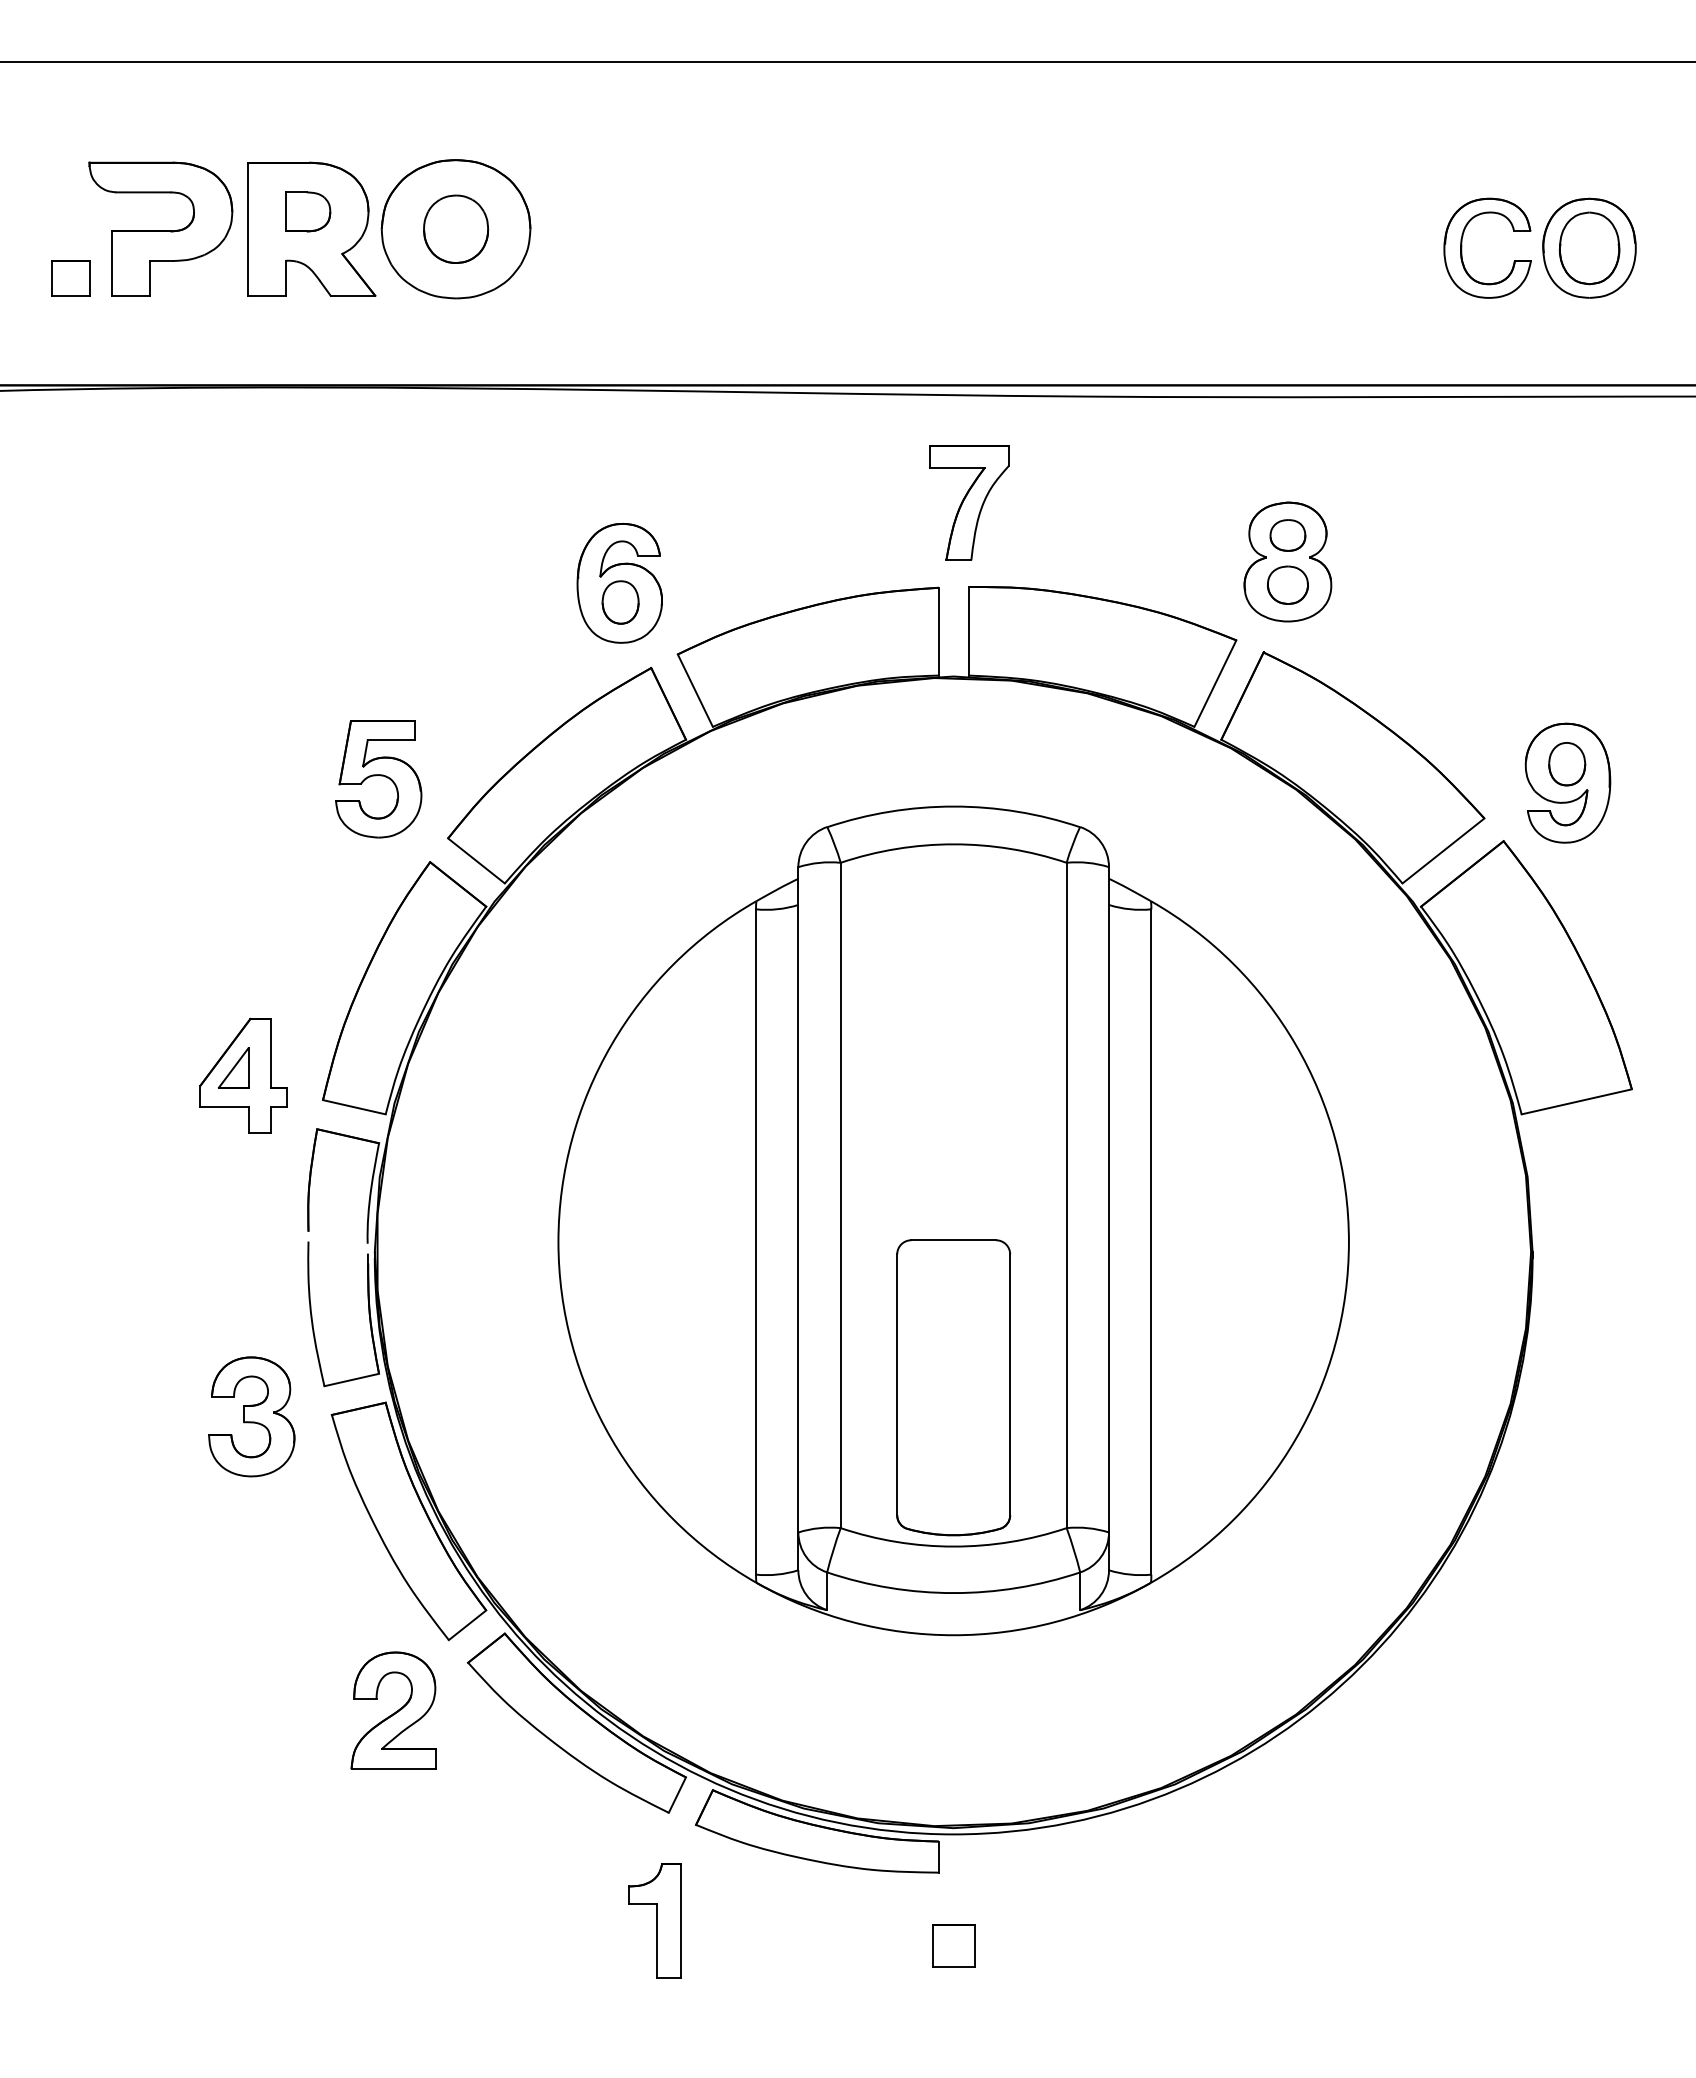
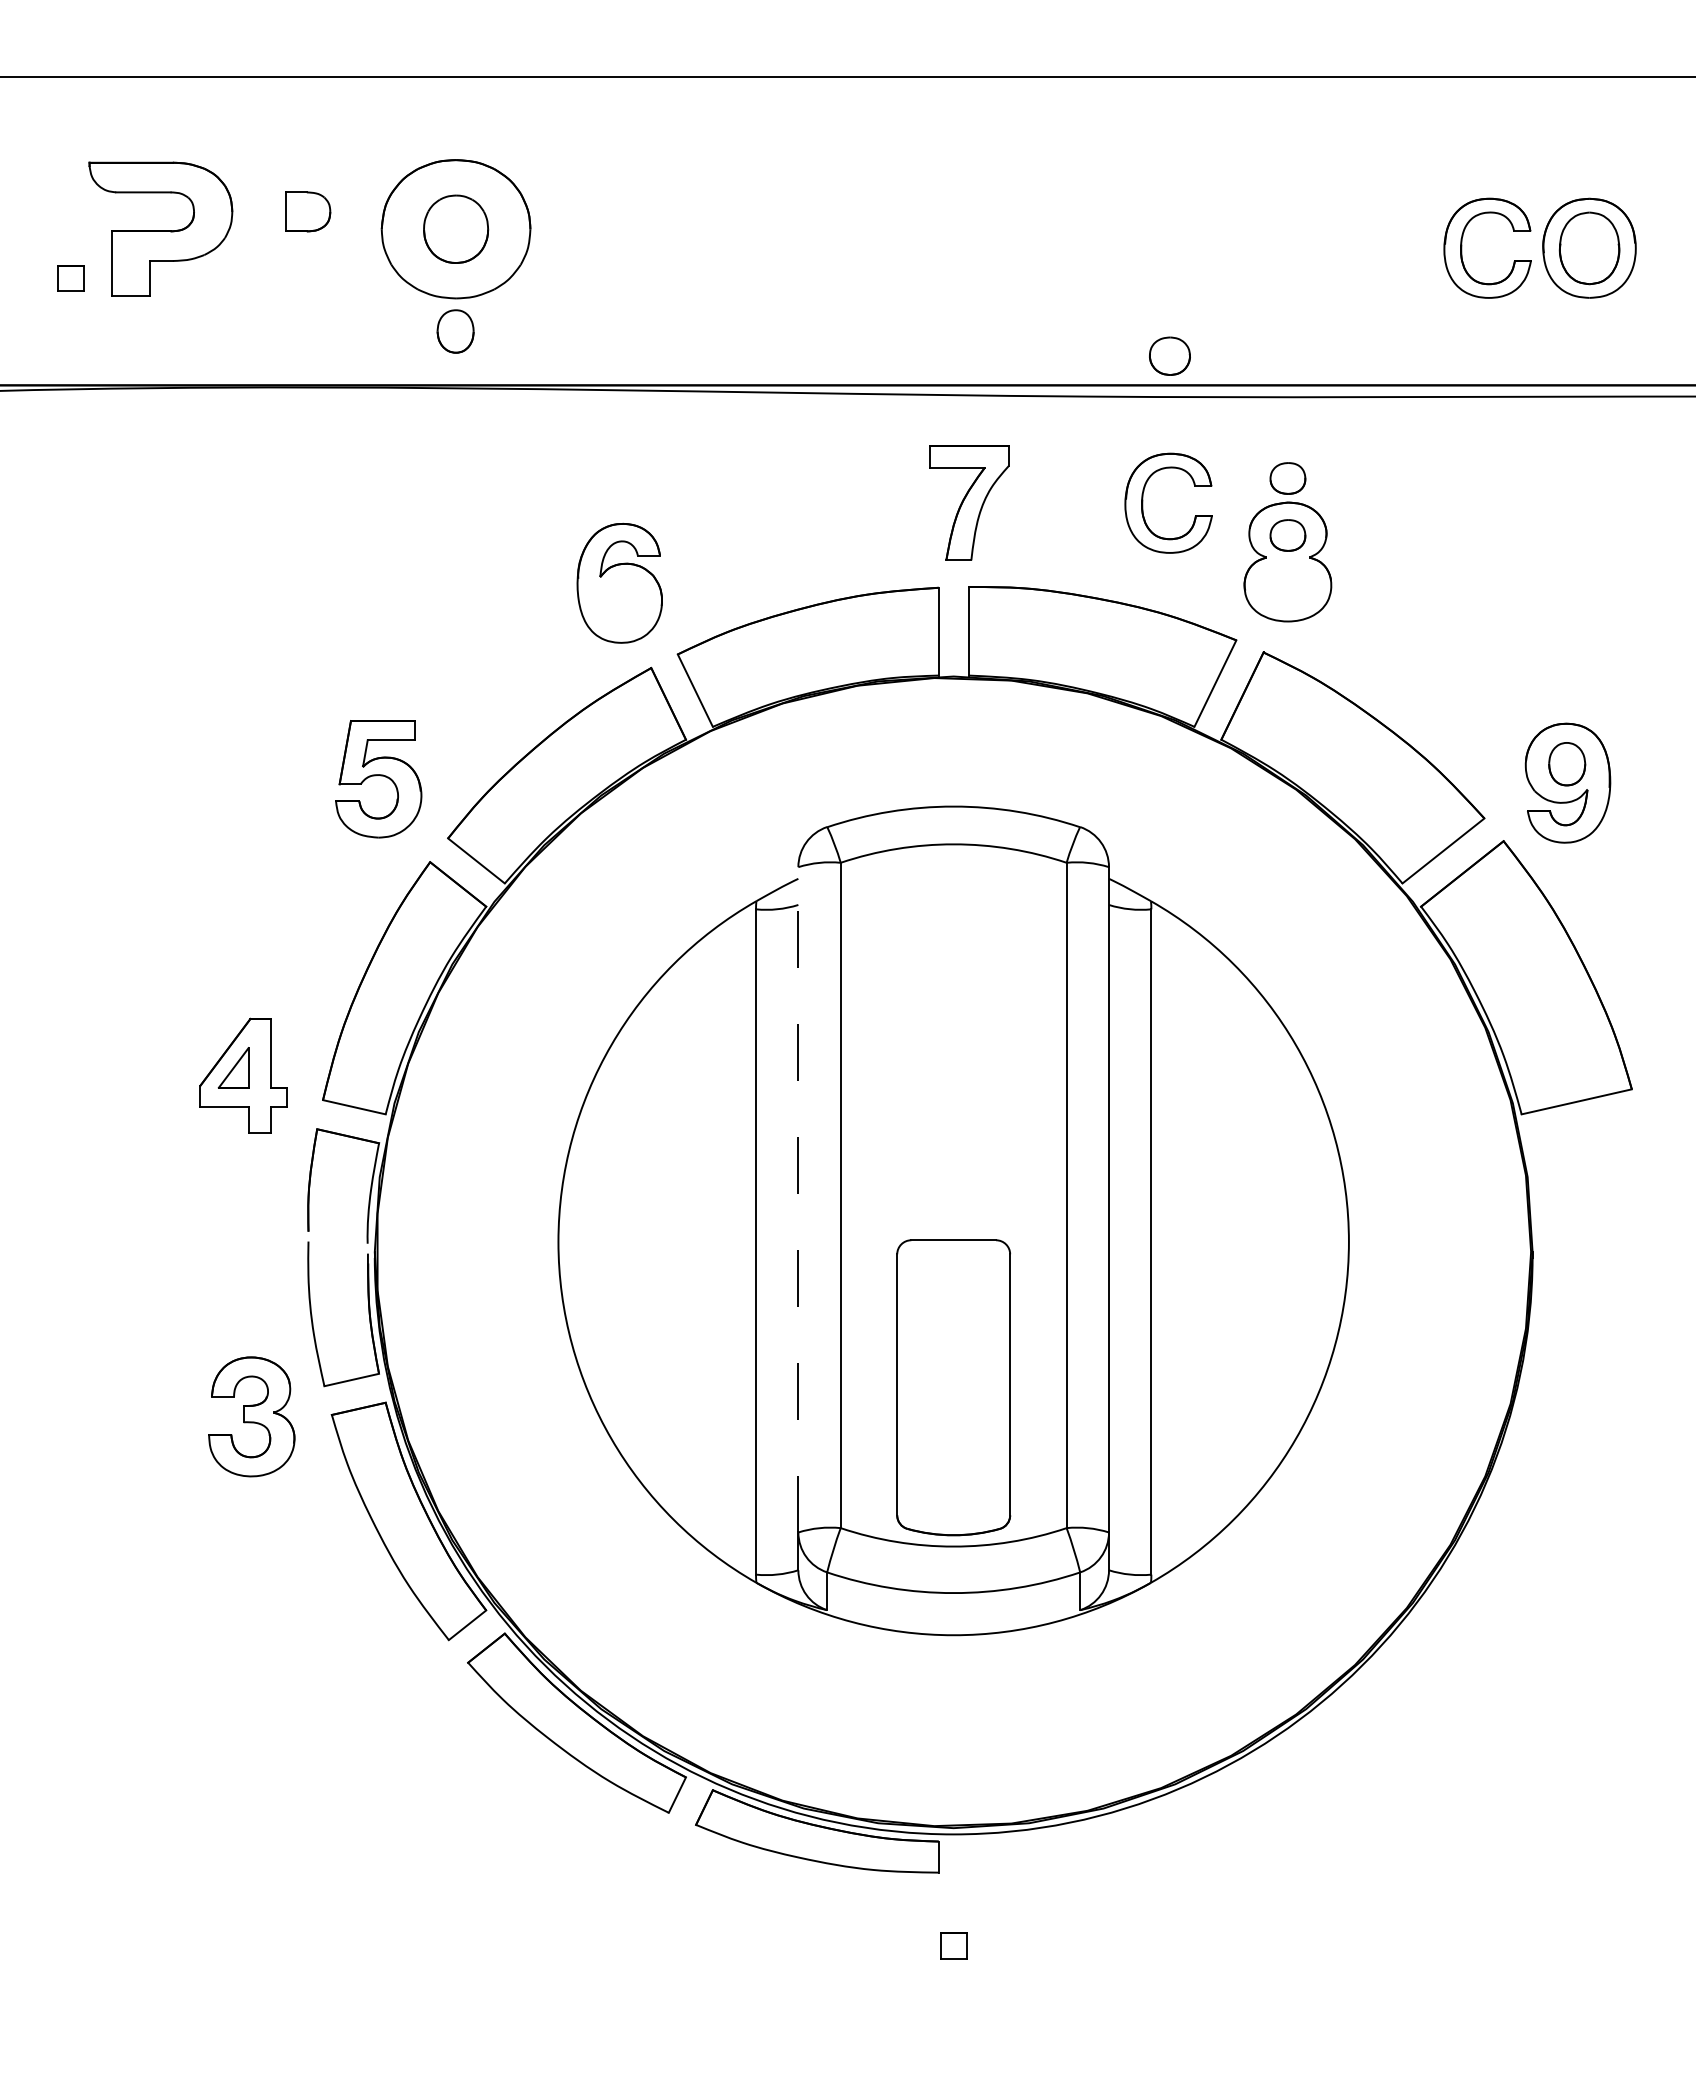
line position: (847, 62) -> (847, 77) (847, 77)
part: present -> none (311, 228)
part size: 40x37 px -> 28x27 px (70, 278)
part: none -> present (1287, 478)
part: none -> present (1143, 502)
part position: (1287, 584) -> (1169, 355) (1169, 355)
part position: (620, 602) -> (455, 331) (455, 331)
line: solid -> dashed (798, 1199)
part: present -> none (393, 1710)
part: present -> none (654, 1920)
part size: 44x44 px -> 28x28 px (953, 1945)
